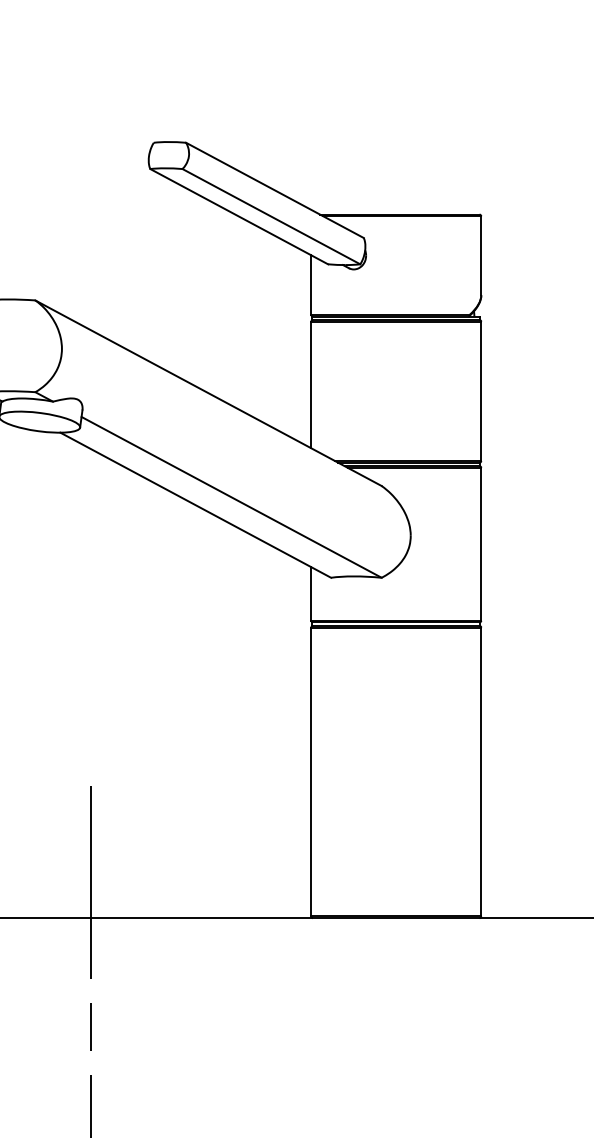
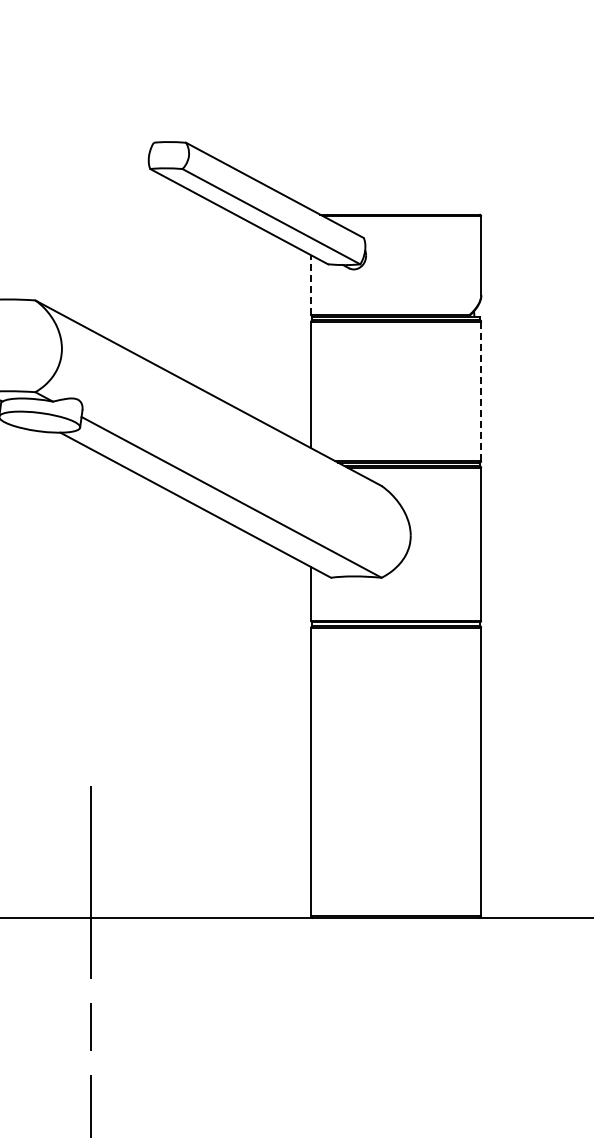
line: solid -> dashed (311, 285)
line: solid -> dashed (481, 391)
